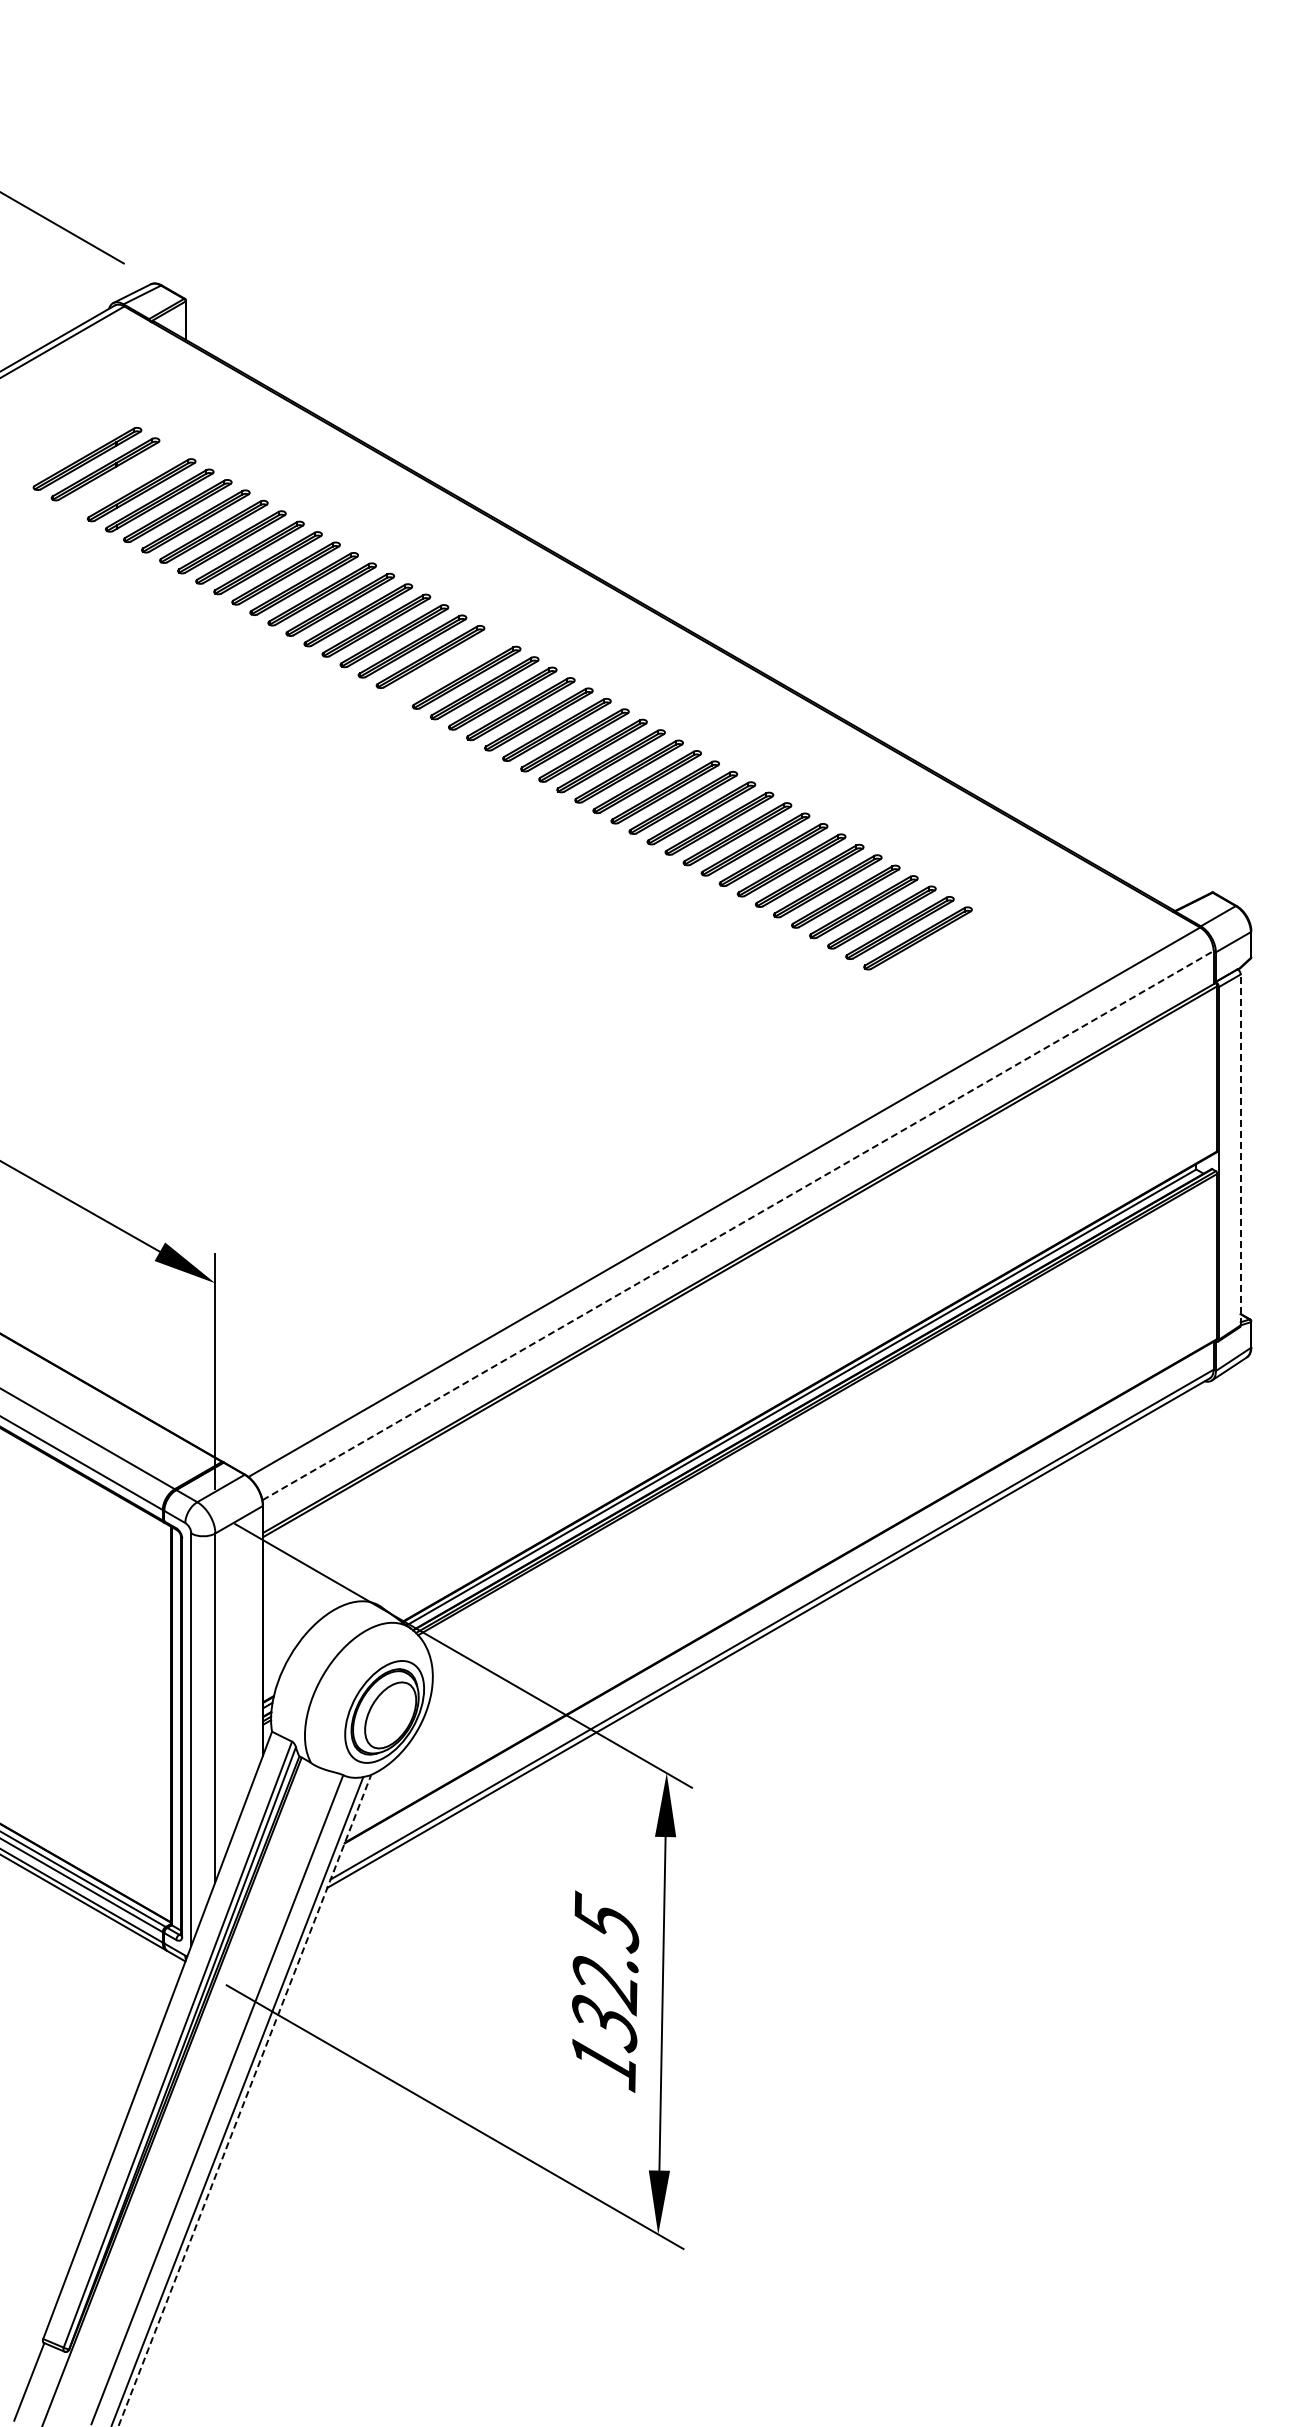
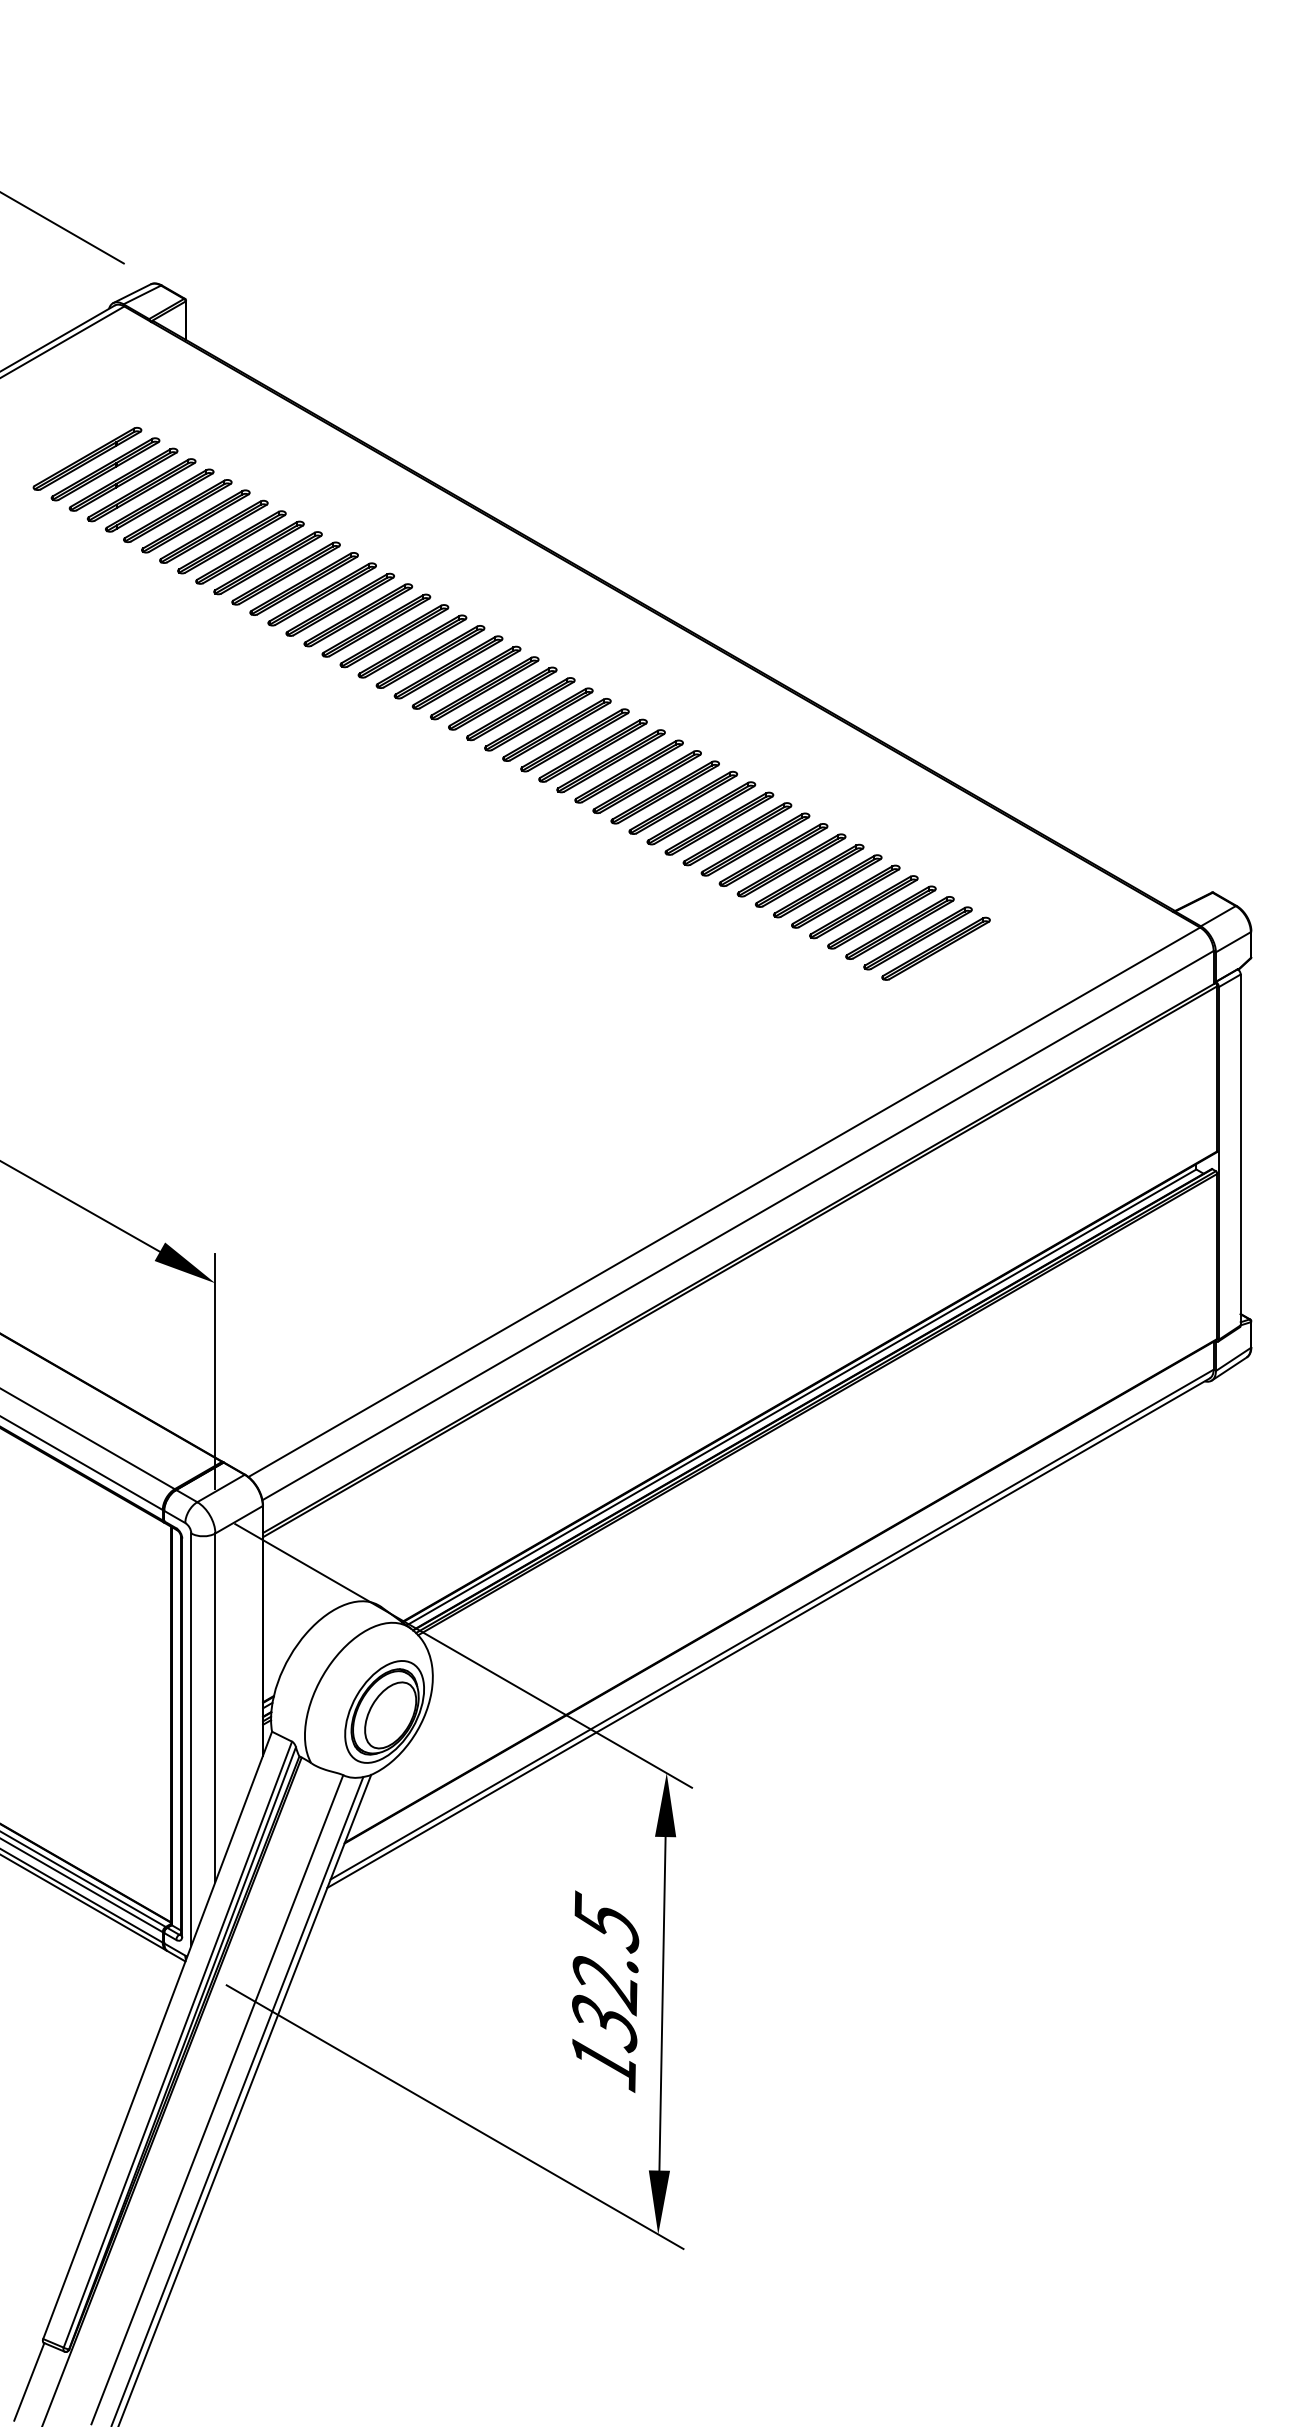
part: none -> present (123, 479)
part: none -> present (448, 667)
part: none -> present (935, 948)
line: dashed -> solid (1240, 1149)
line: dashed -> solid (738, 1225)
line: dashed -> solid (244, 2100)
